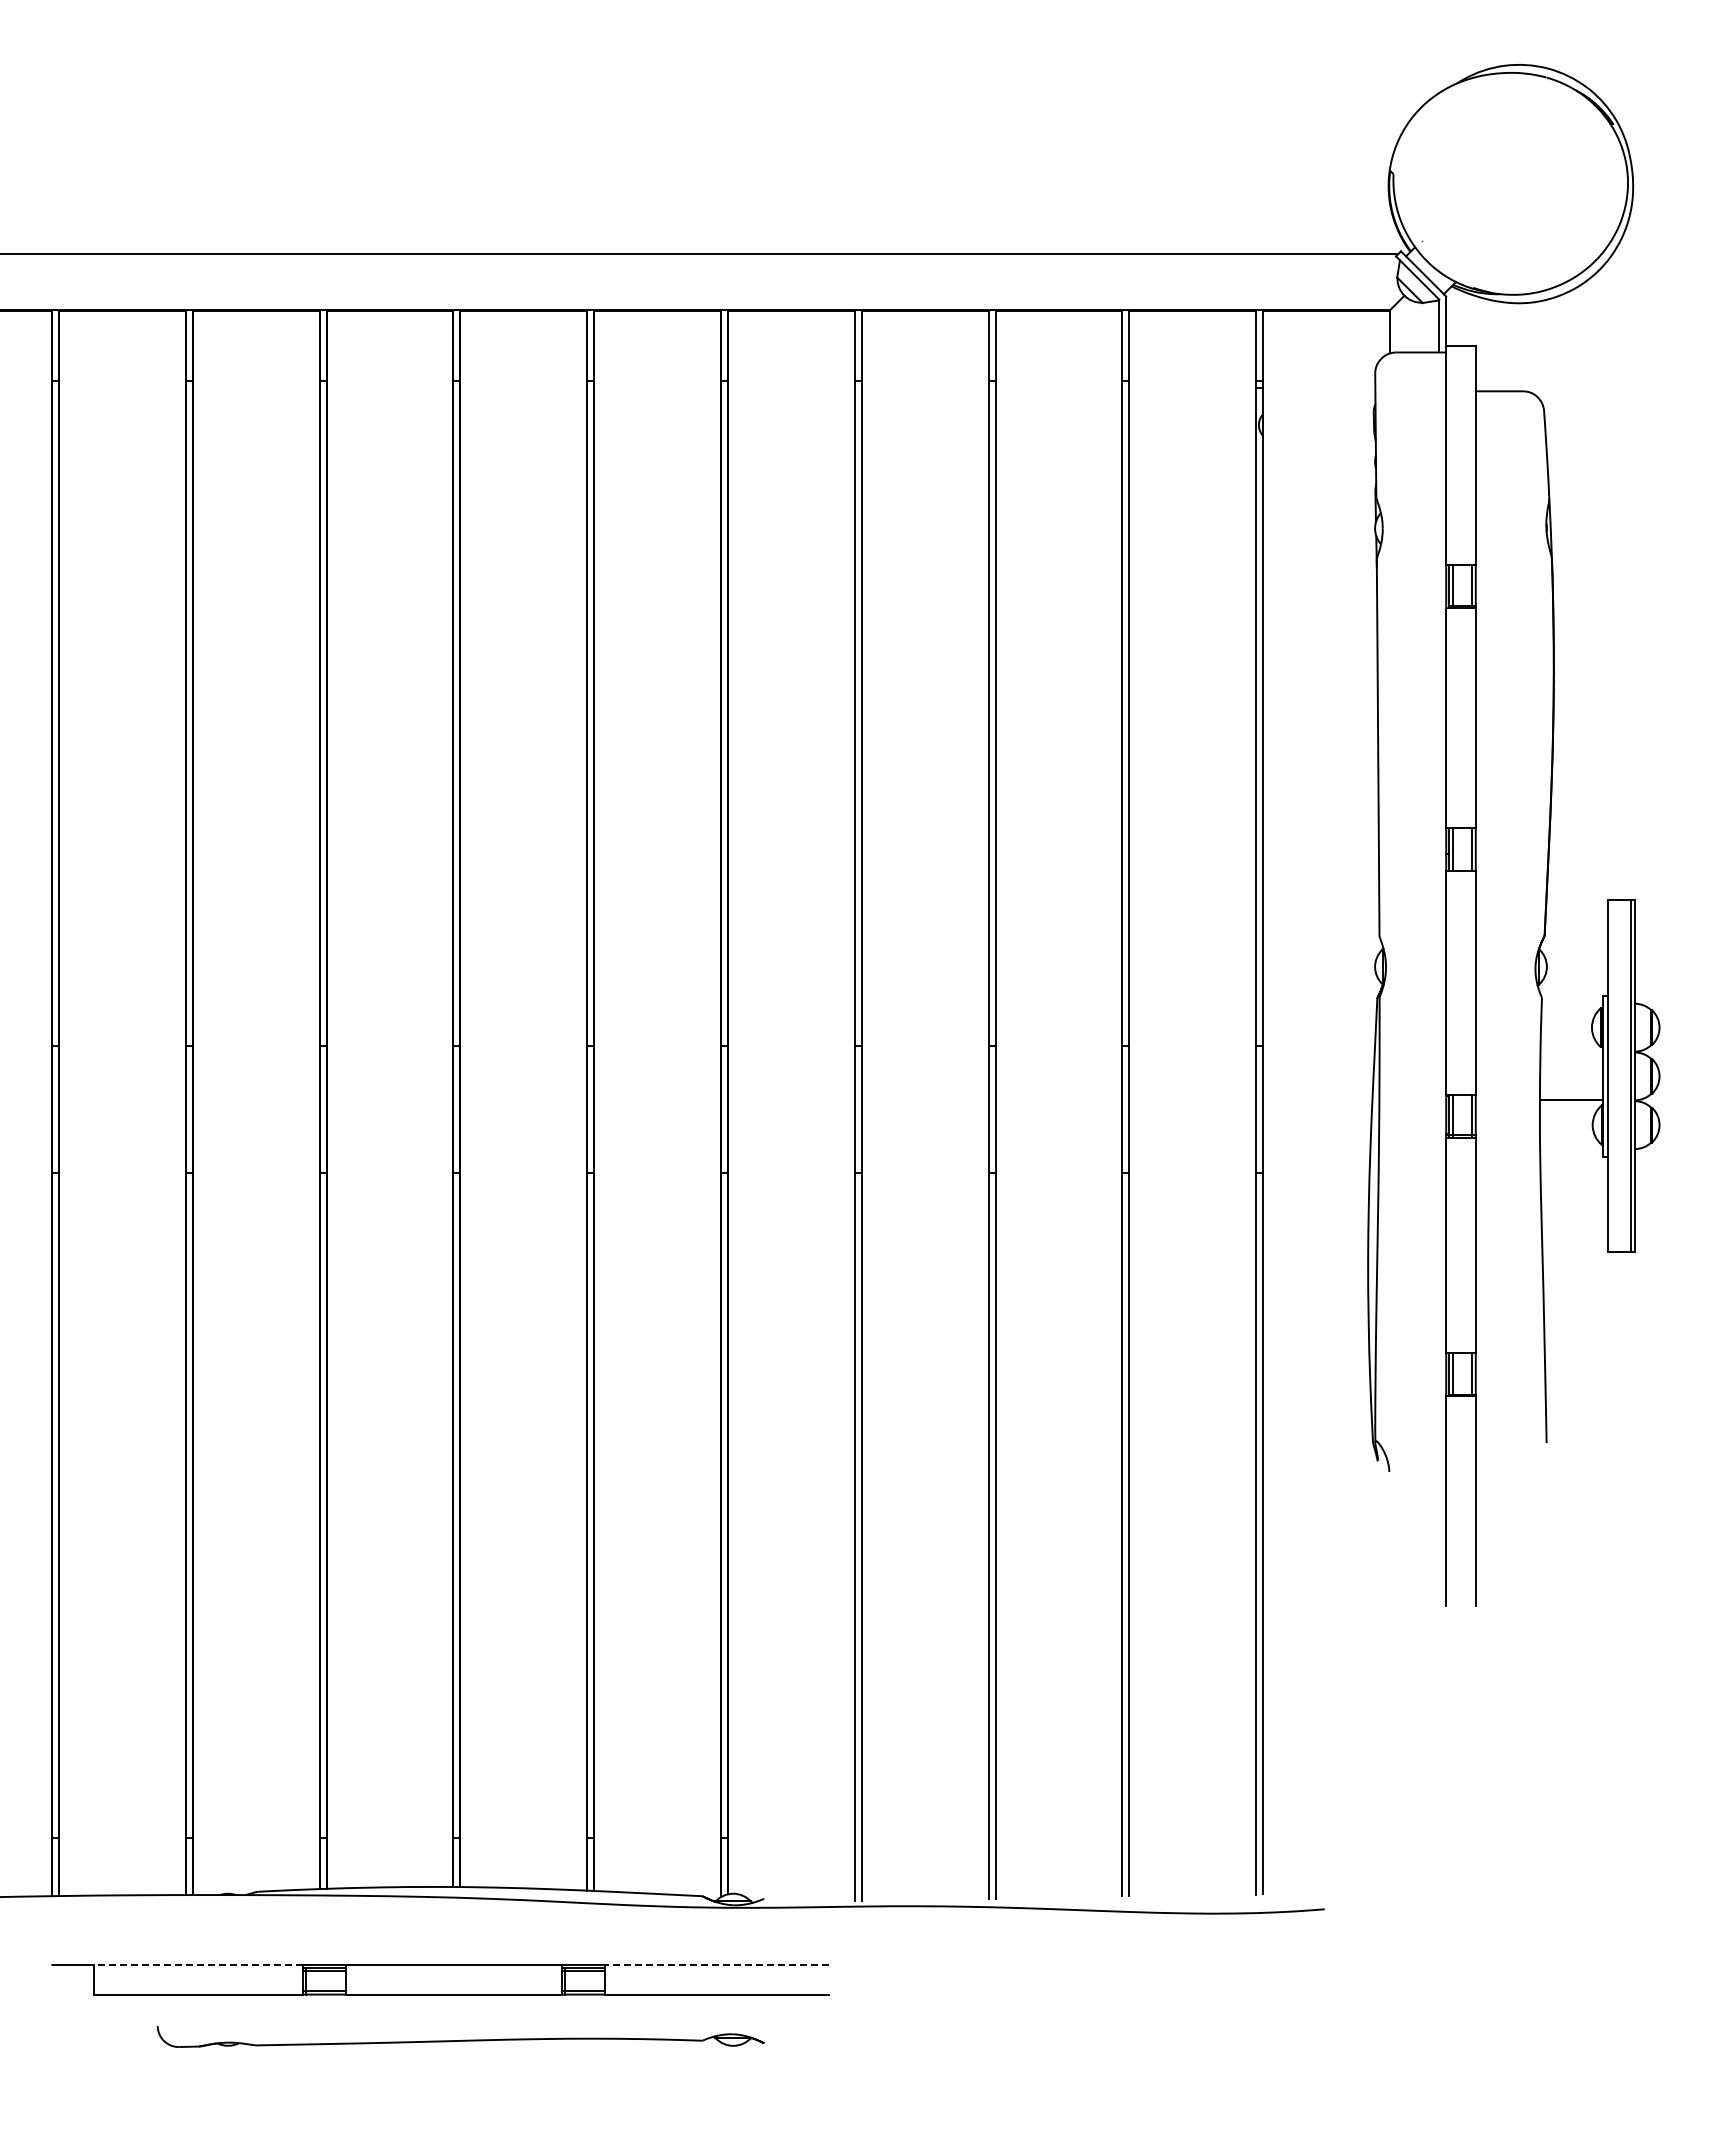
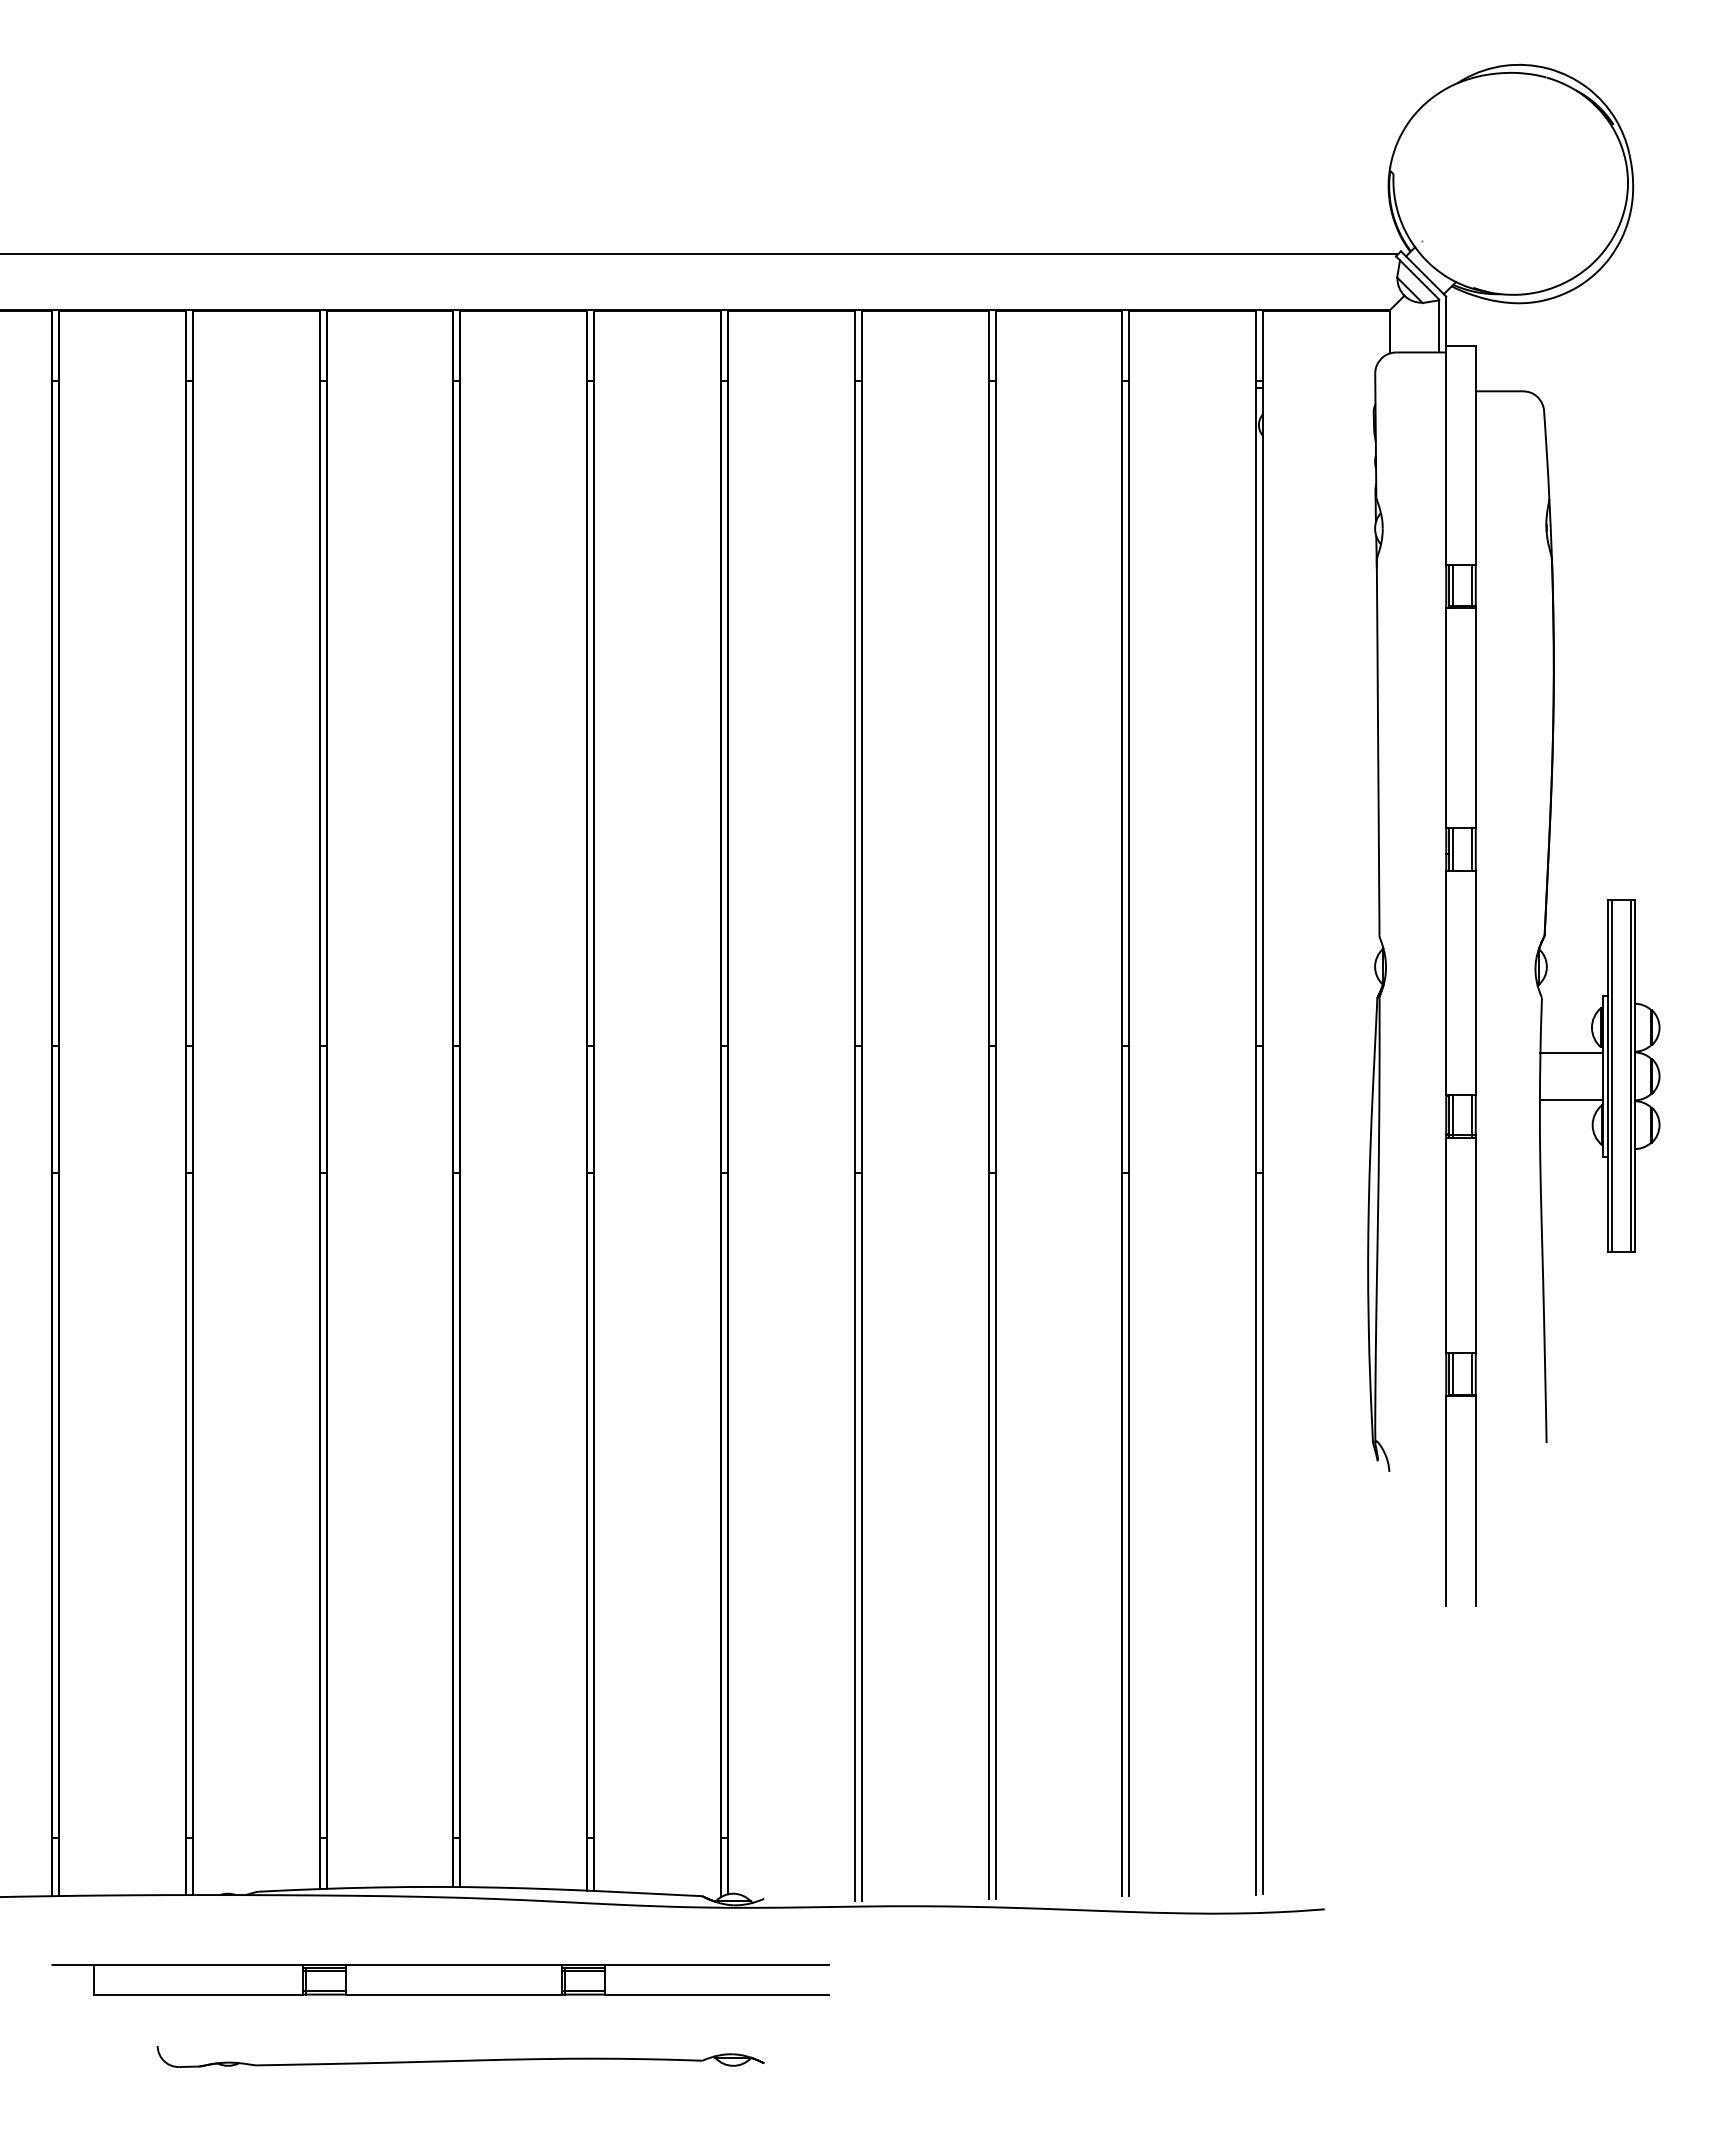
line: none -> present (1571, 1052)
line: none -> present (1611, 1076)
line: dashed -> solid (197, 1965)
line: dashed -> solid (716, 1965)
part position: (460, 2036) -> (460, 2056) (460, 2056)
